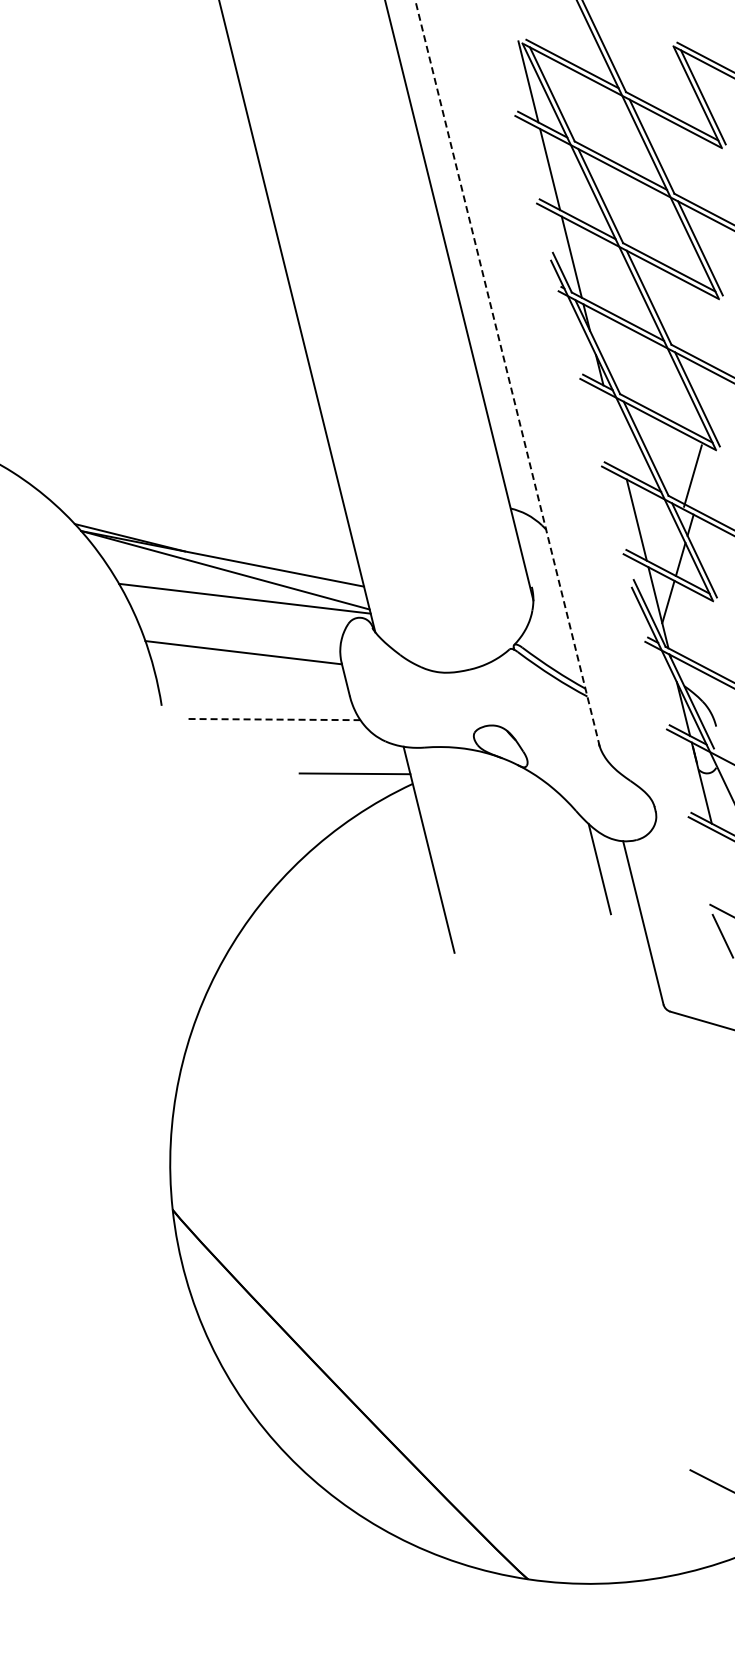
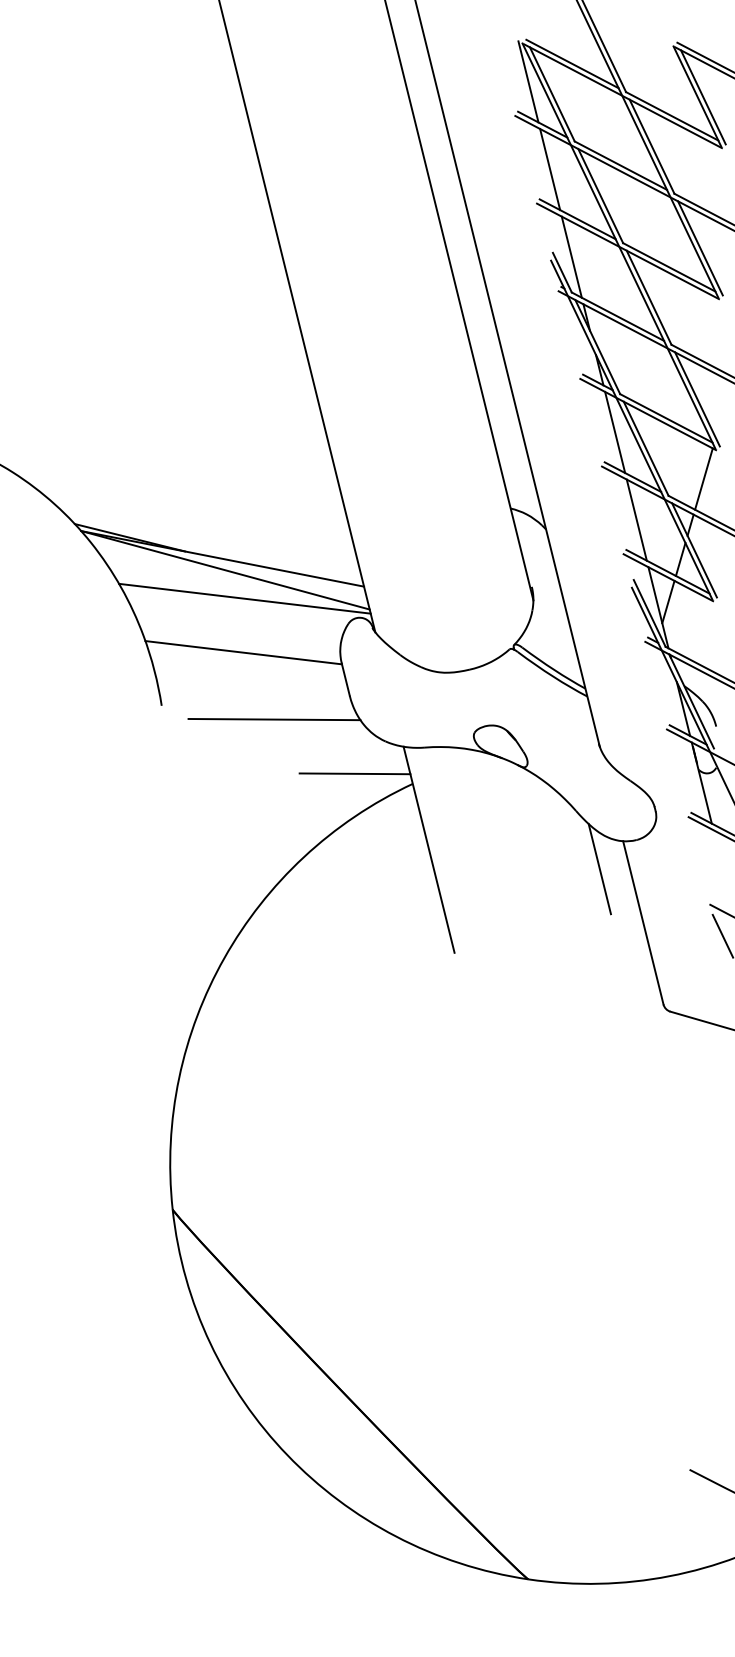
line: dashed -> solid (507, 373)
line: none -> present (615, 432)
line position: (692, 475) -> (703, 478) (703, 478)
line: dashed -> solid (274, 719)
